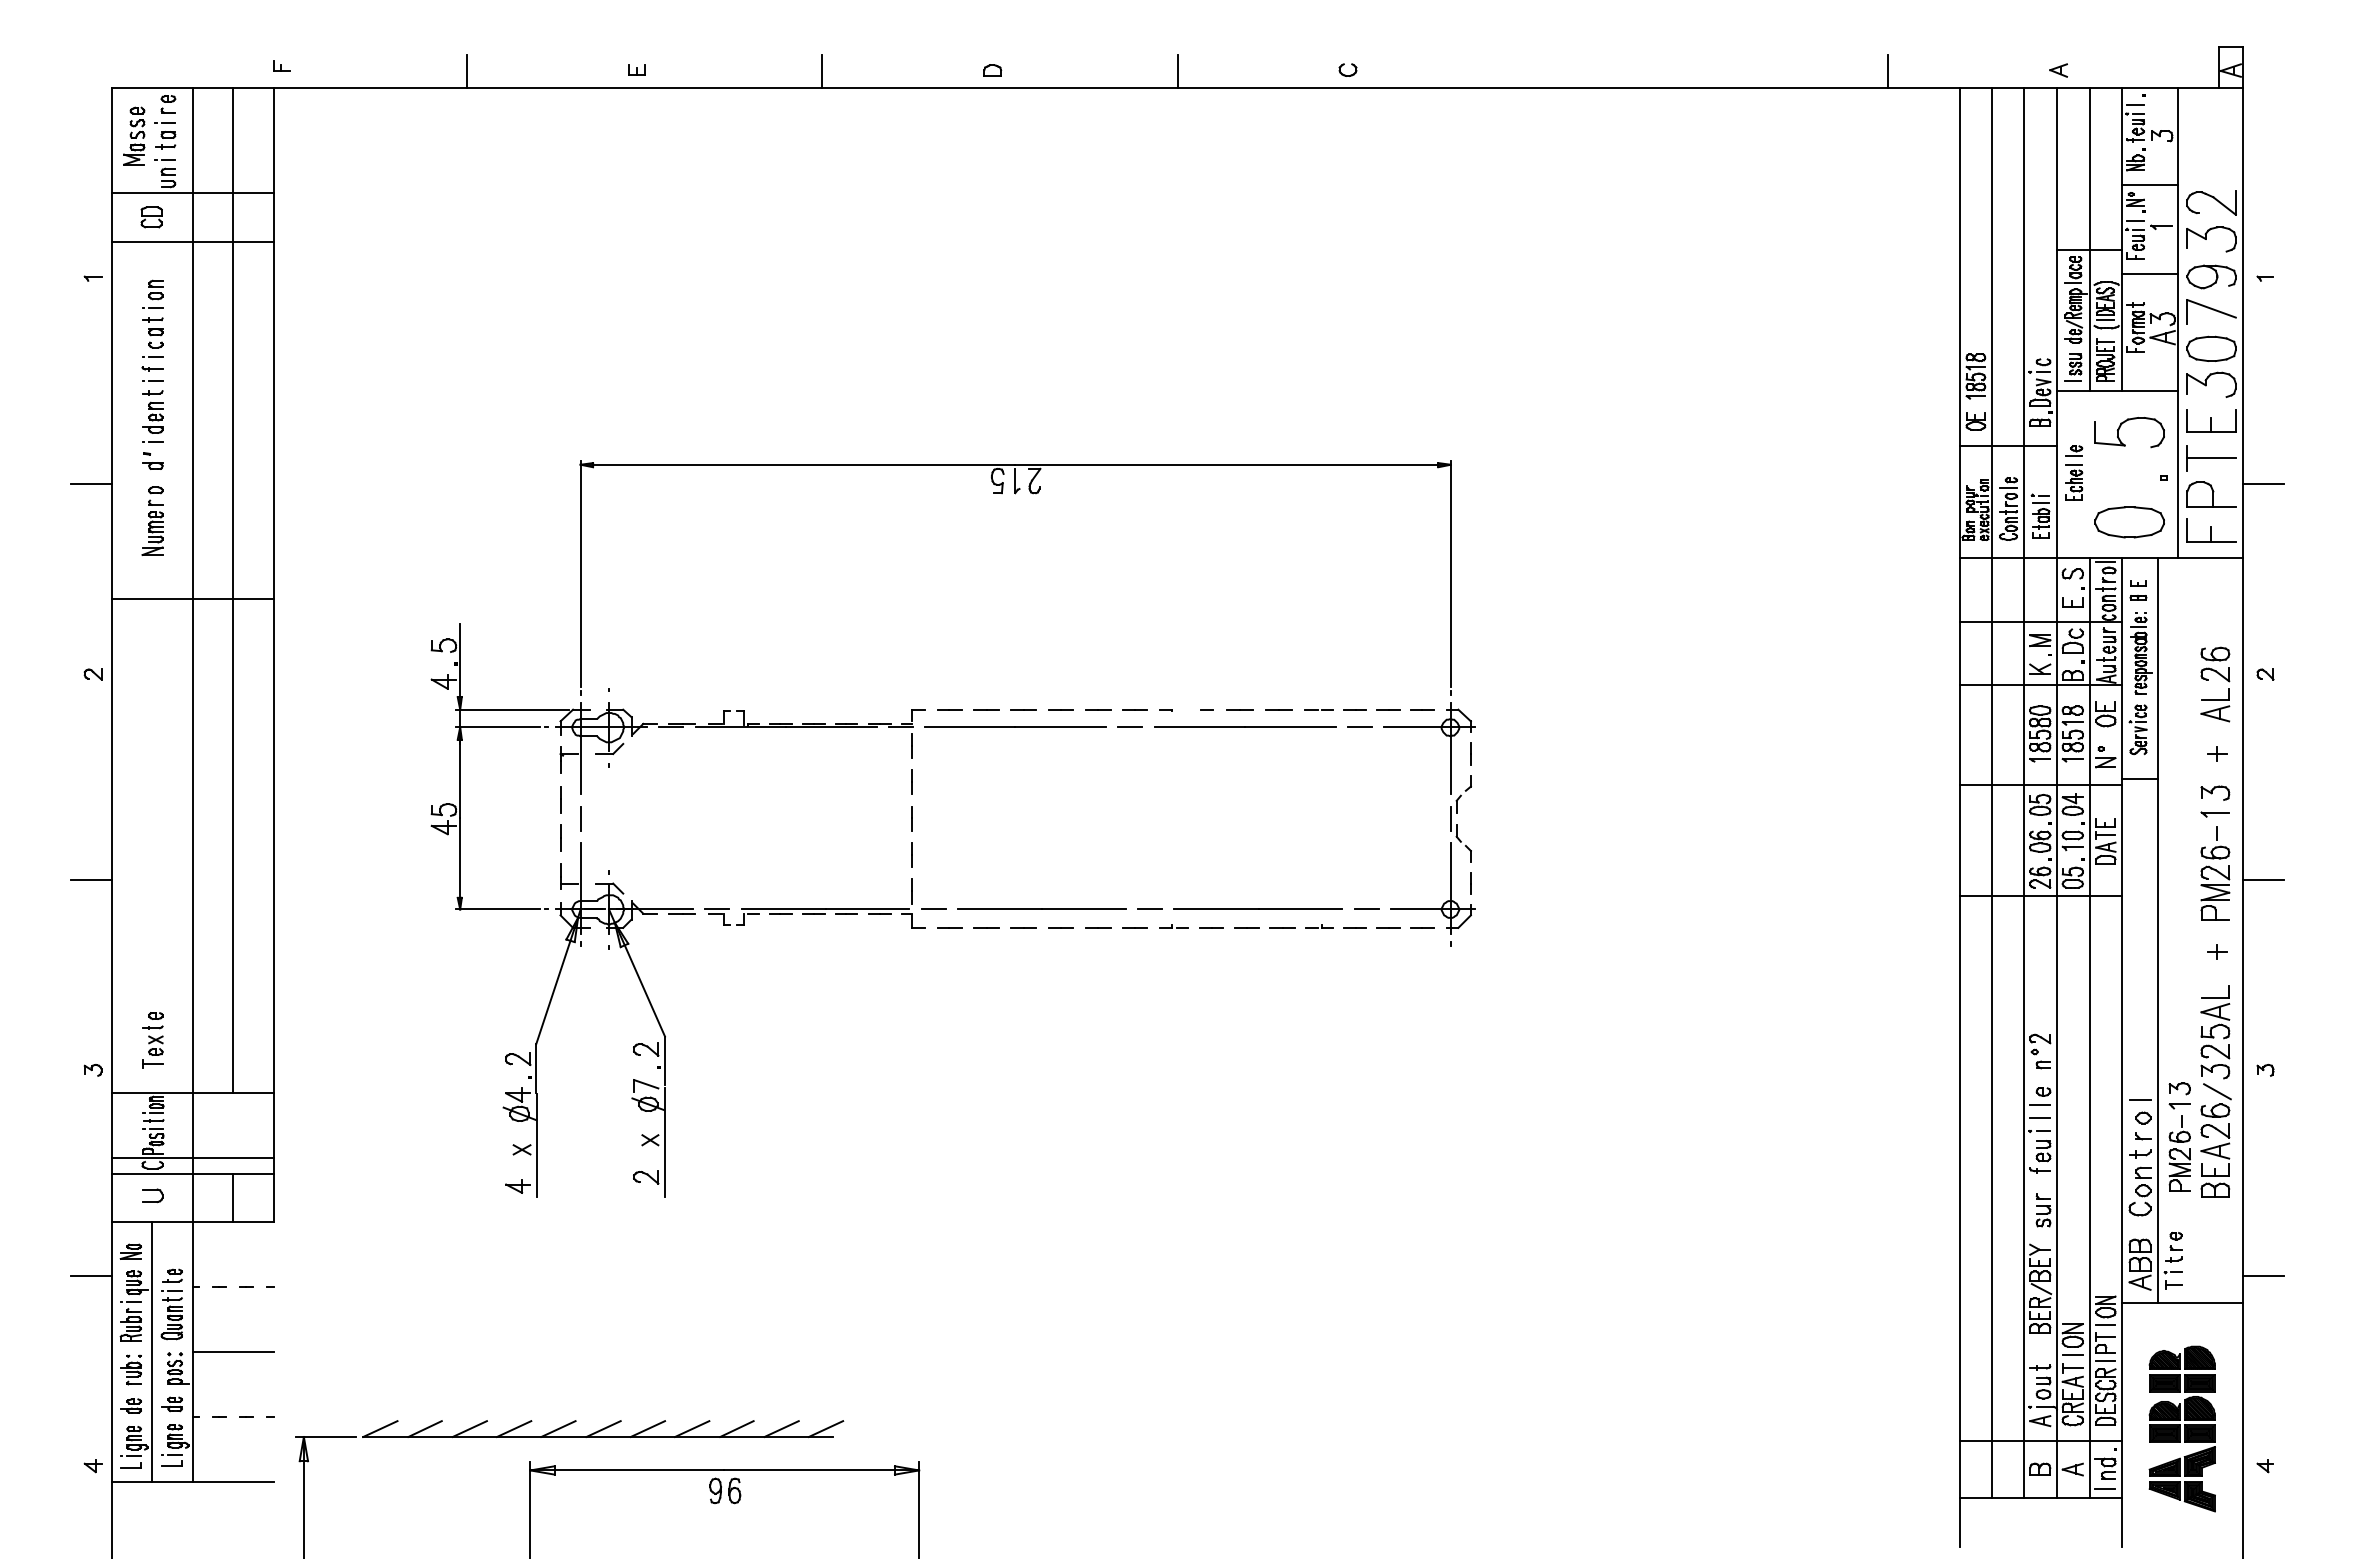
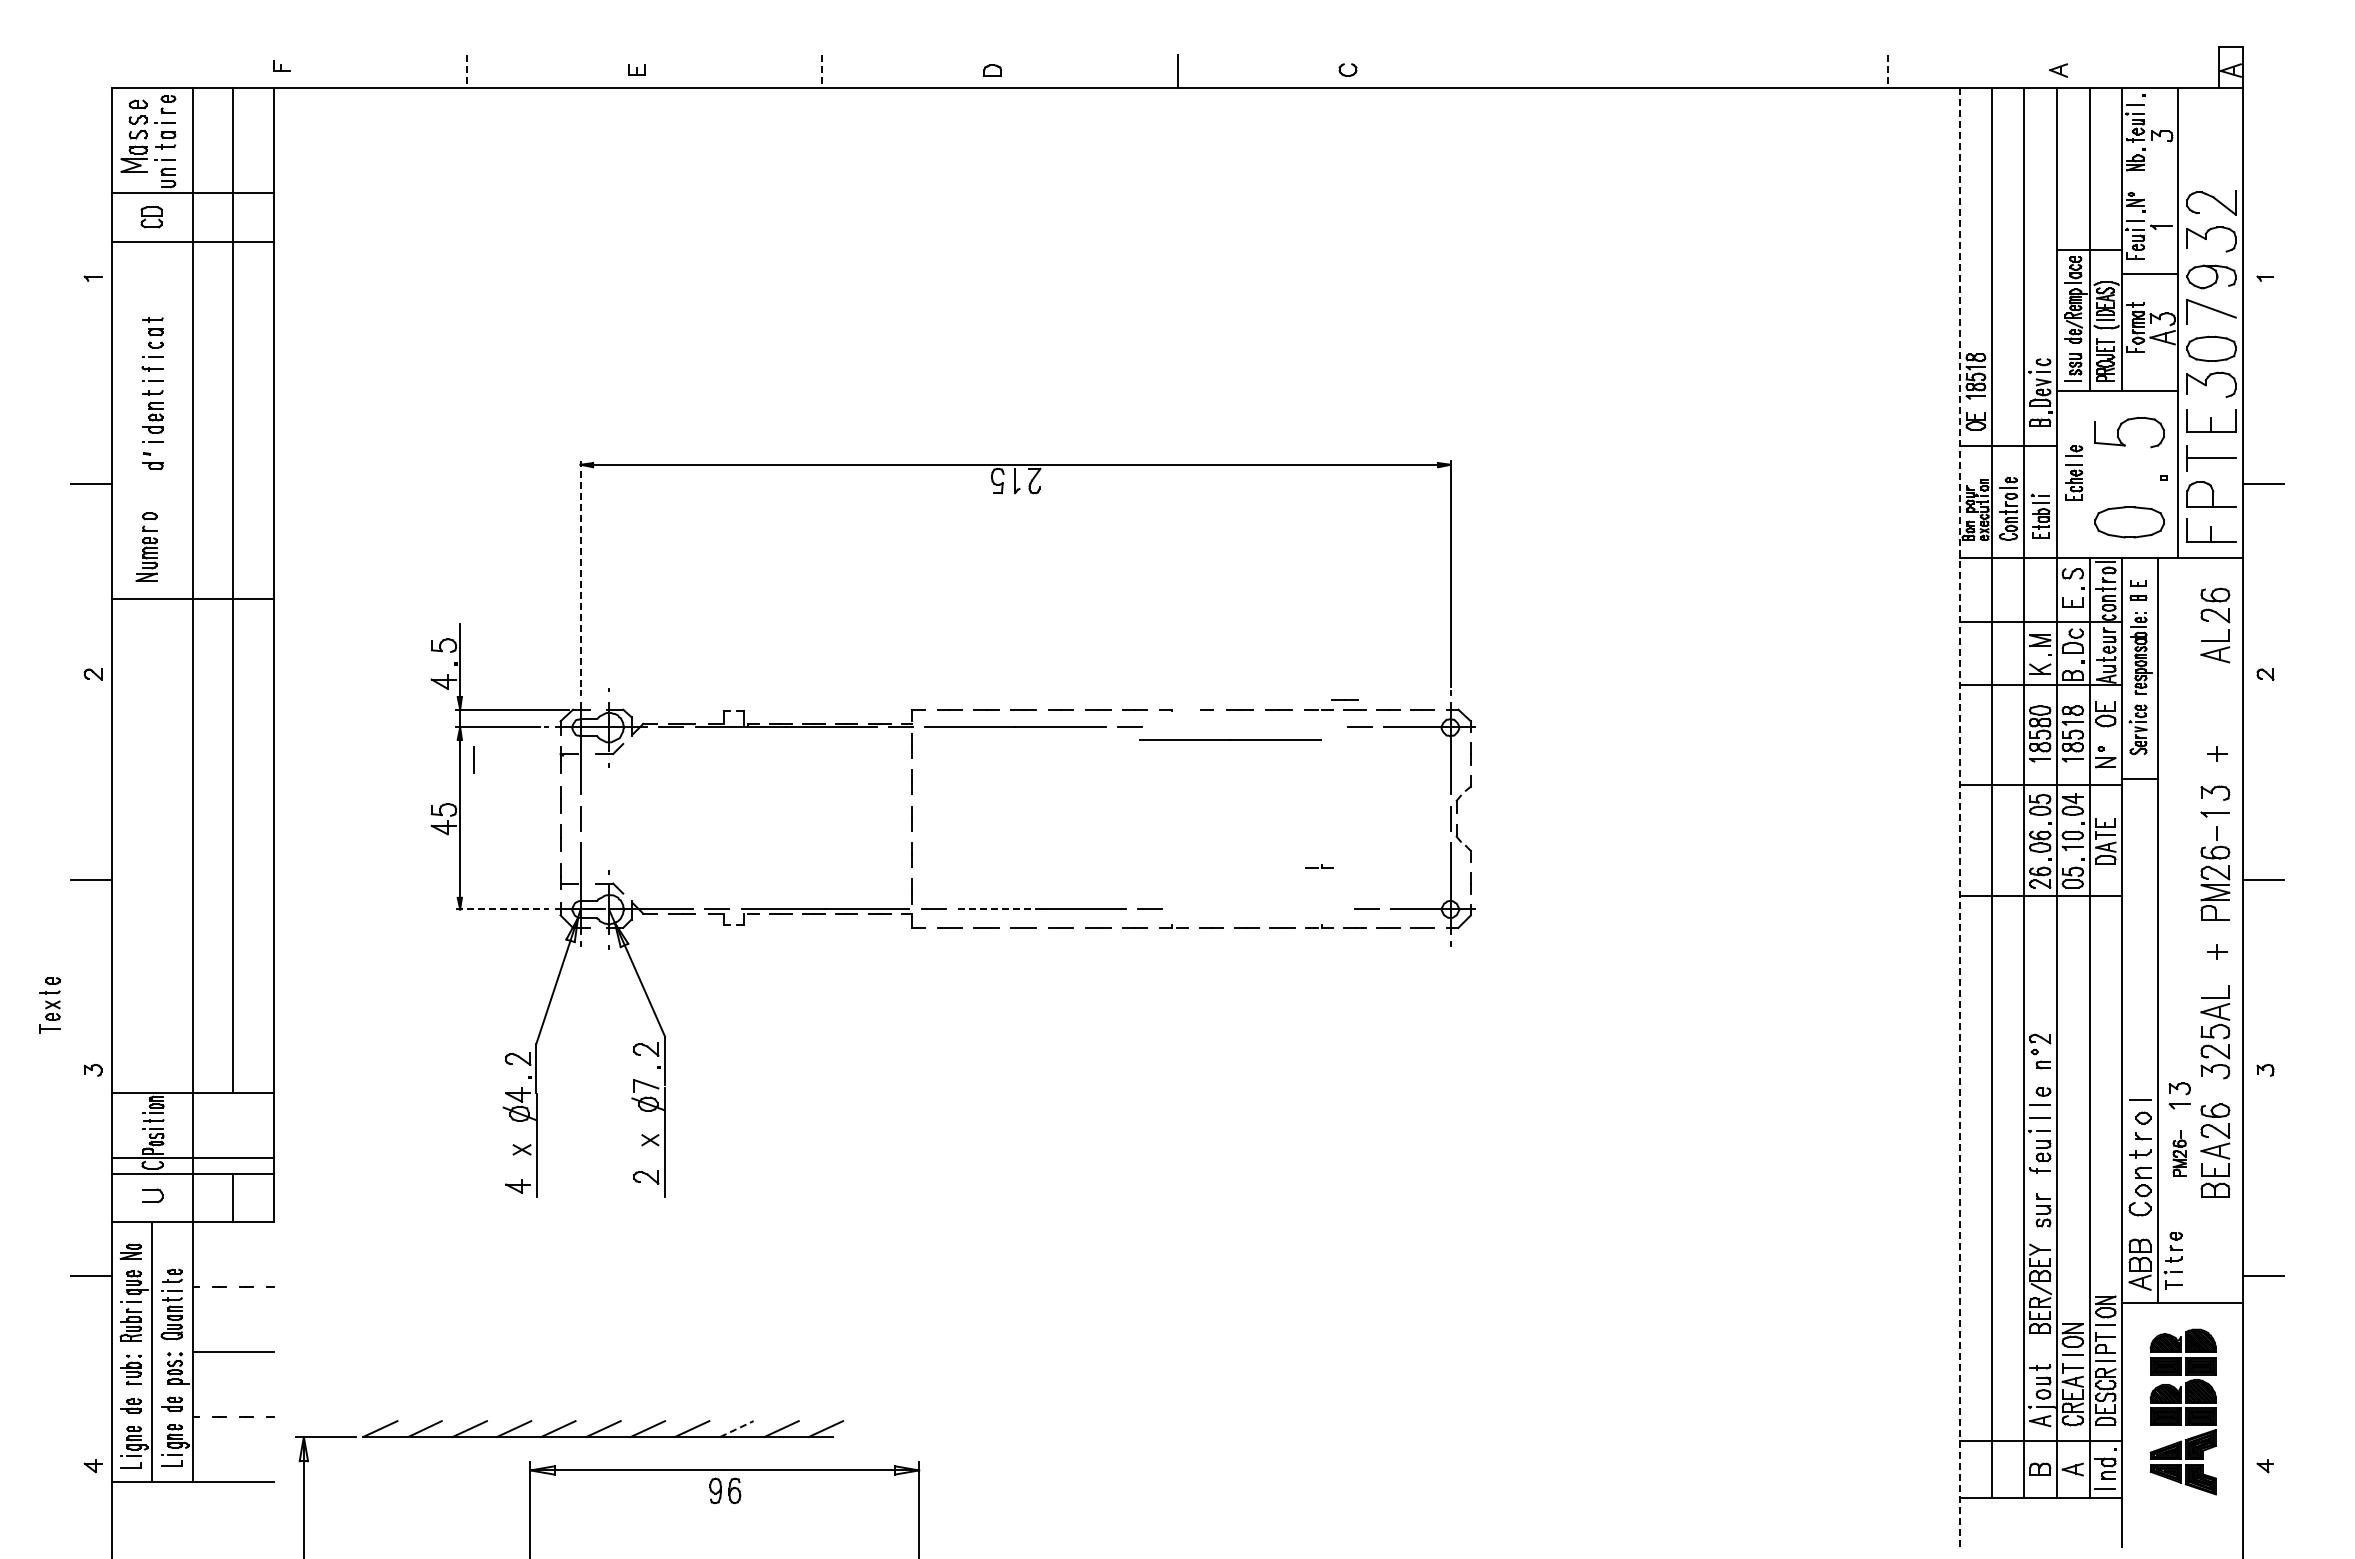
line: solid -> dashed (466, 71)
line: solid -> dashed (822, 71)
line: solid -> dashed (1888, 71)
part size: 23x60 px -> 28x74 px (133, 135)
line: present -> none (2150, 184)
part: present -> none (152, 293)
part position: (152, 520) -> (146, 546) (146, 546)
line: solid -> dashed (580, 573)
part position: (2208, 680) -> (2208, 621) (2208, 621)
line: none -> present (1344, 699)
line position: (1245, 726) -> (1230, 739) (1230, 739)
line: none -> present (473, 759)
line: solid -> dashed (1959, 816)
part: none -> present (1319, 866)
line: present -> none (1257, 908)
line: solid -> dashed (497, 909)
line: solid -> dashed (1000, 909)
part position: (152, 1040) -> (49, 1005) (49, 1005)
line: present -> none (2217, 1091)
part size: 23x77 px -> 15x47 px (2179, 1153)
part position: (2181, 1428) -> (2182, 1411) (2182, 1411)
line: solid -> dashed (736, 1429)
